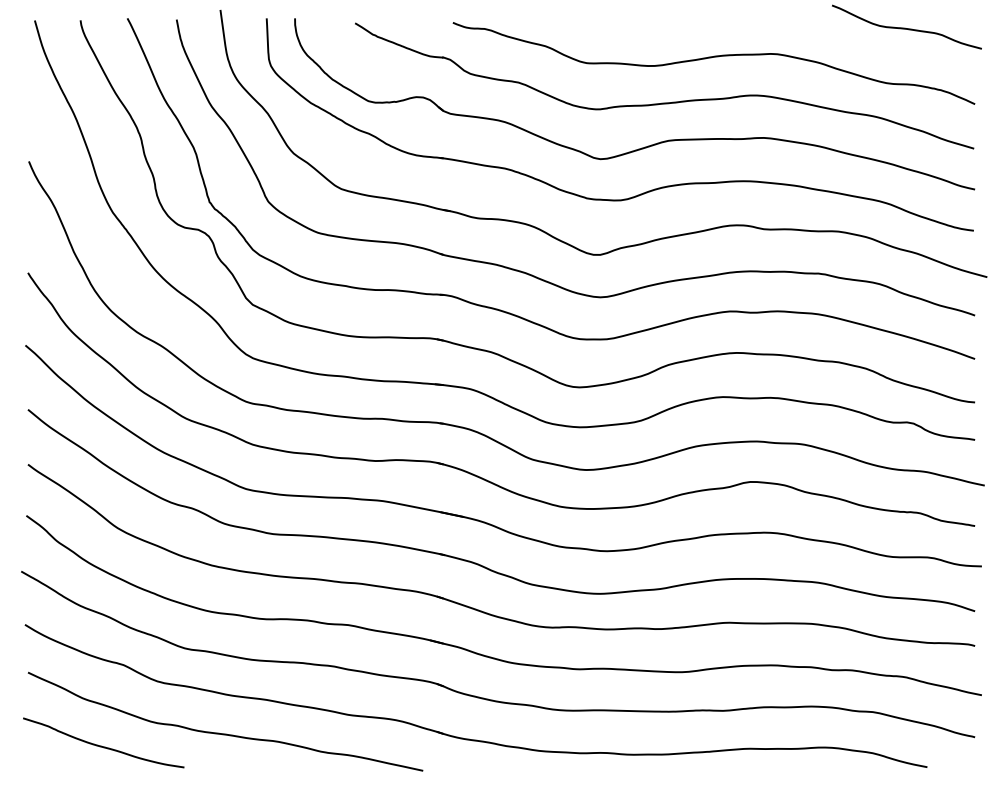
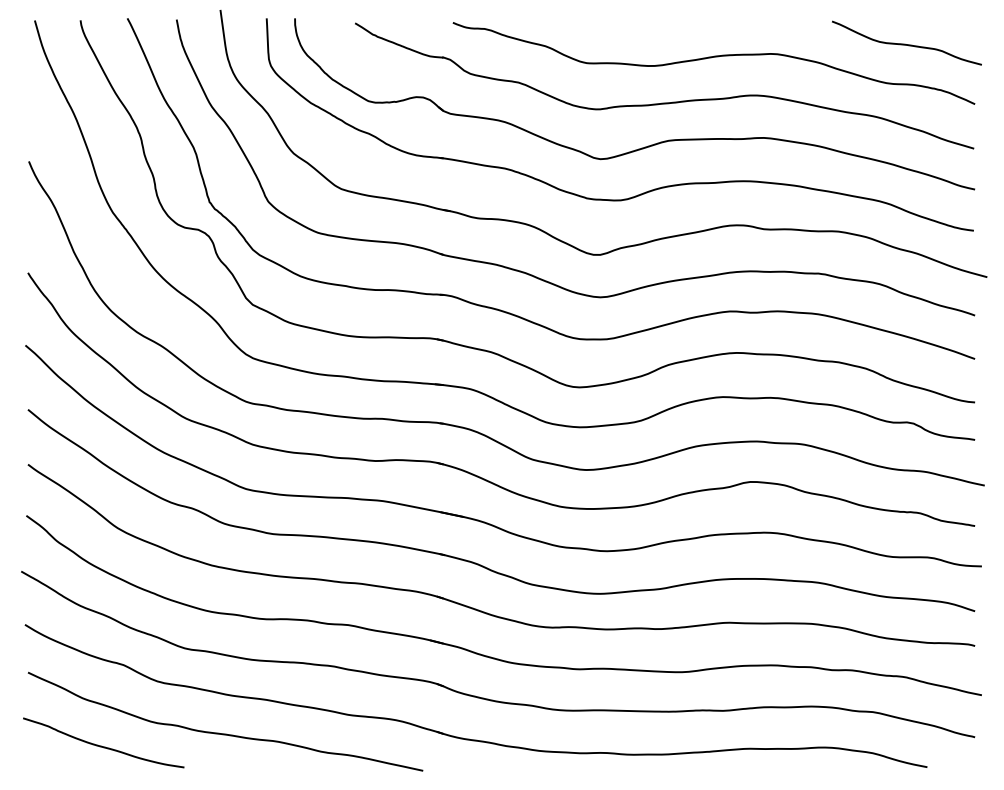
curve position: (905, 27) -> (905, 43) (905, 43)
